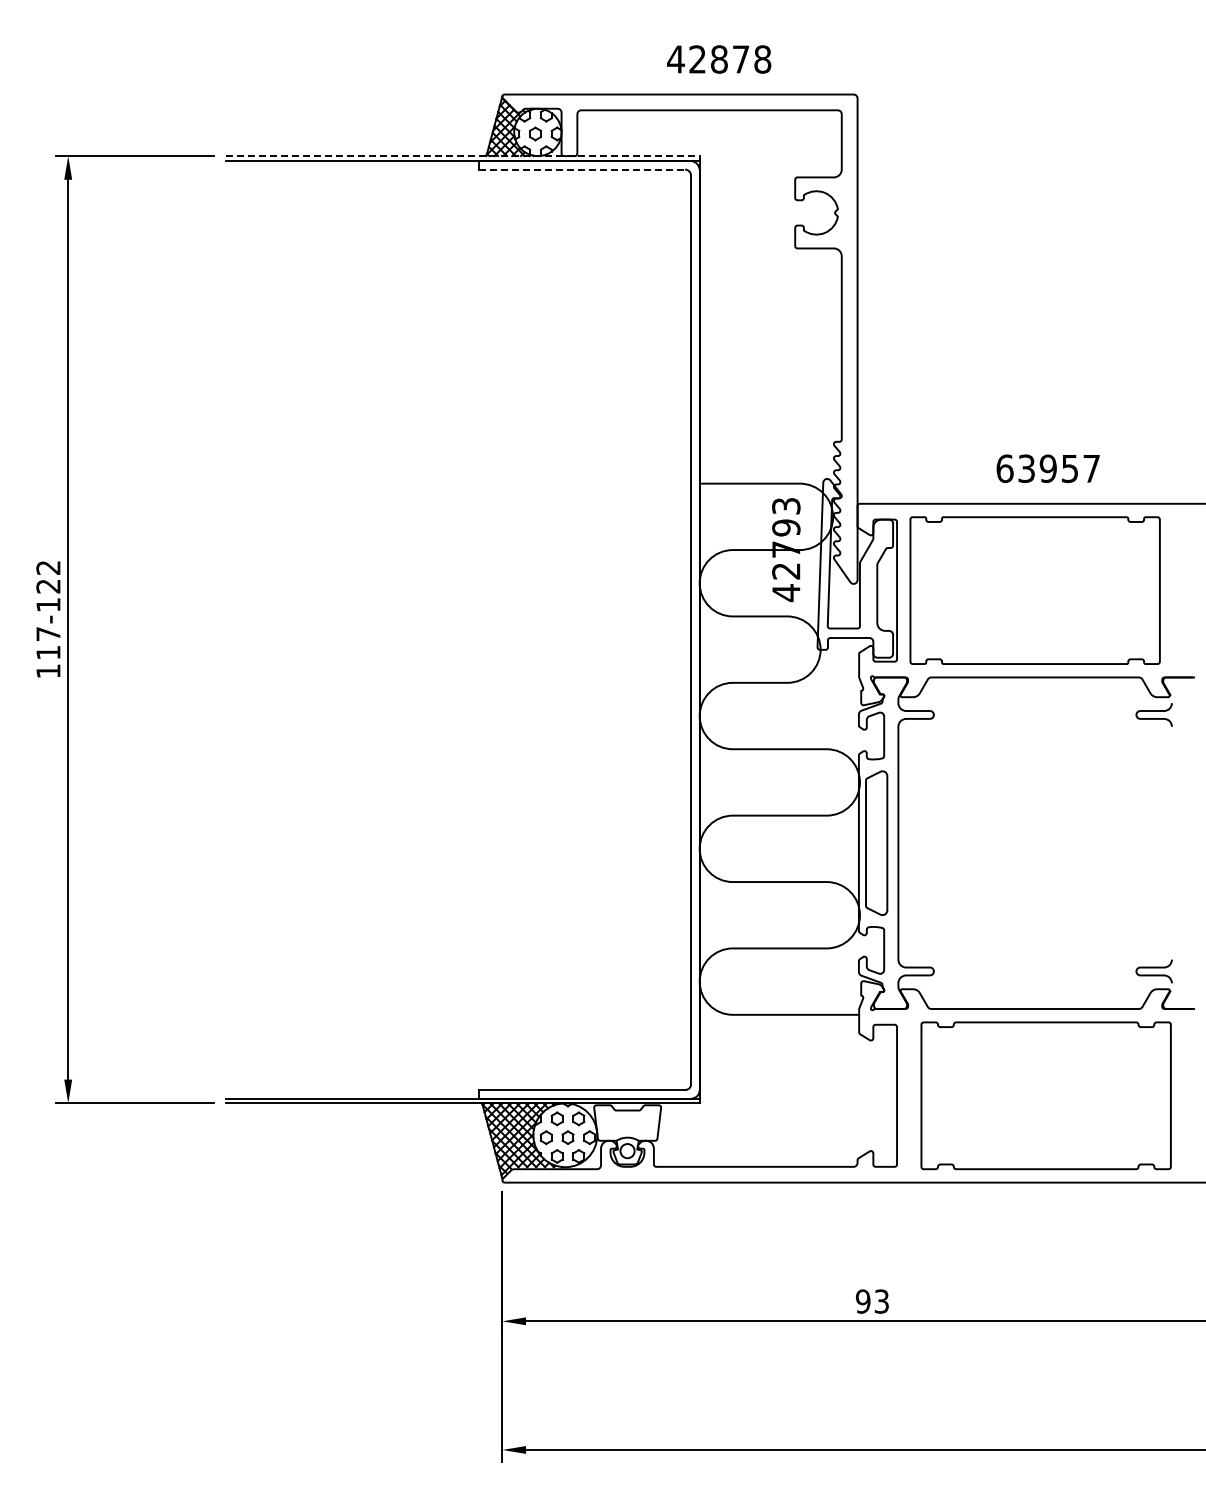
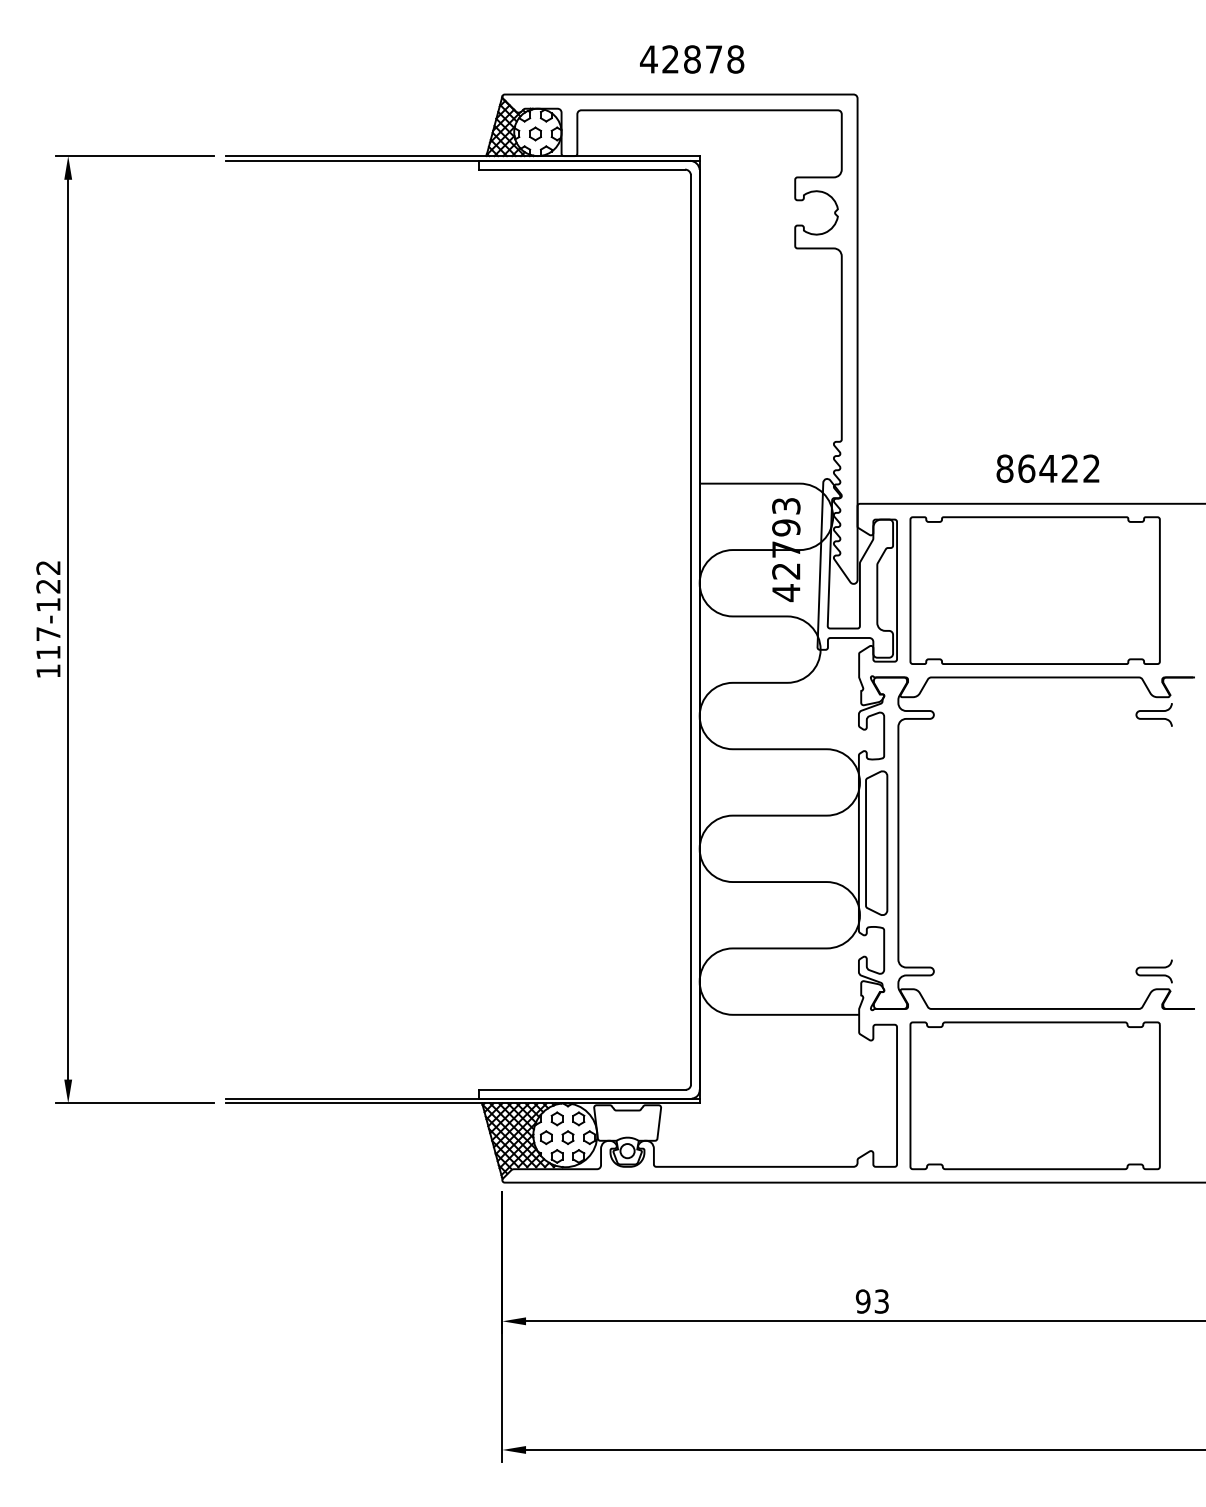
text position: (719, 59) -> (692, 59) (692, 59)
line: dashed -> solid (462, 156)
line: dashed -> solid (582, 169)
text: 63957 -> 86422 (1047, 468)
part position: (1045, 1095) -> (1034, 1095) (1034, 1095)
